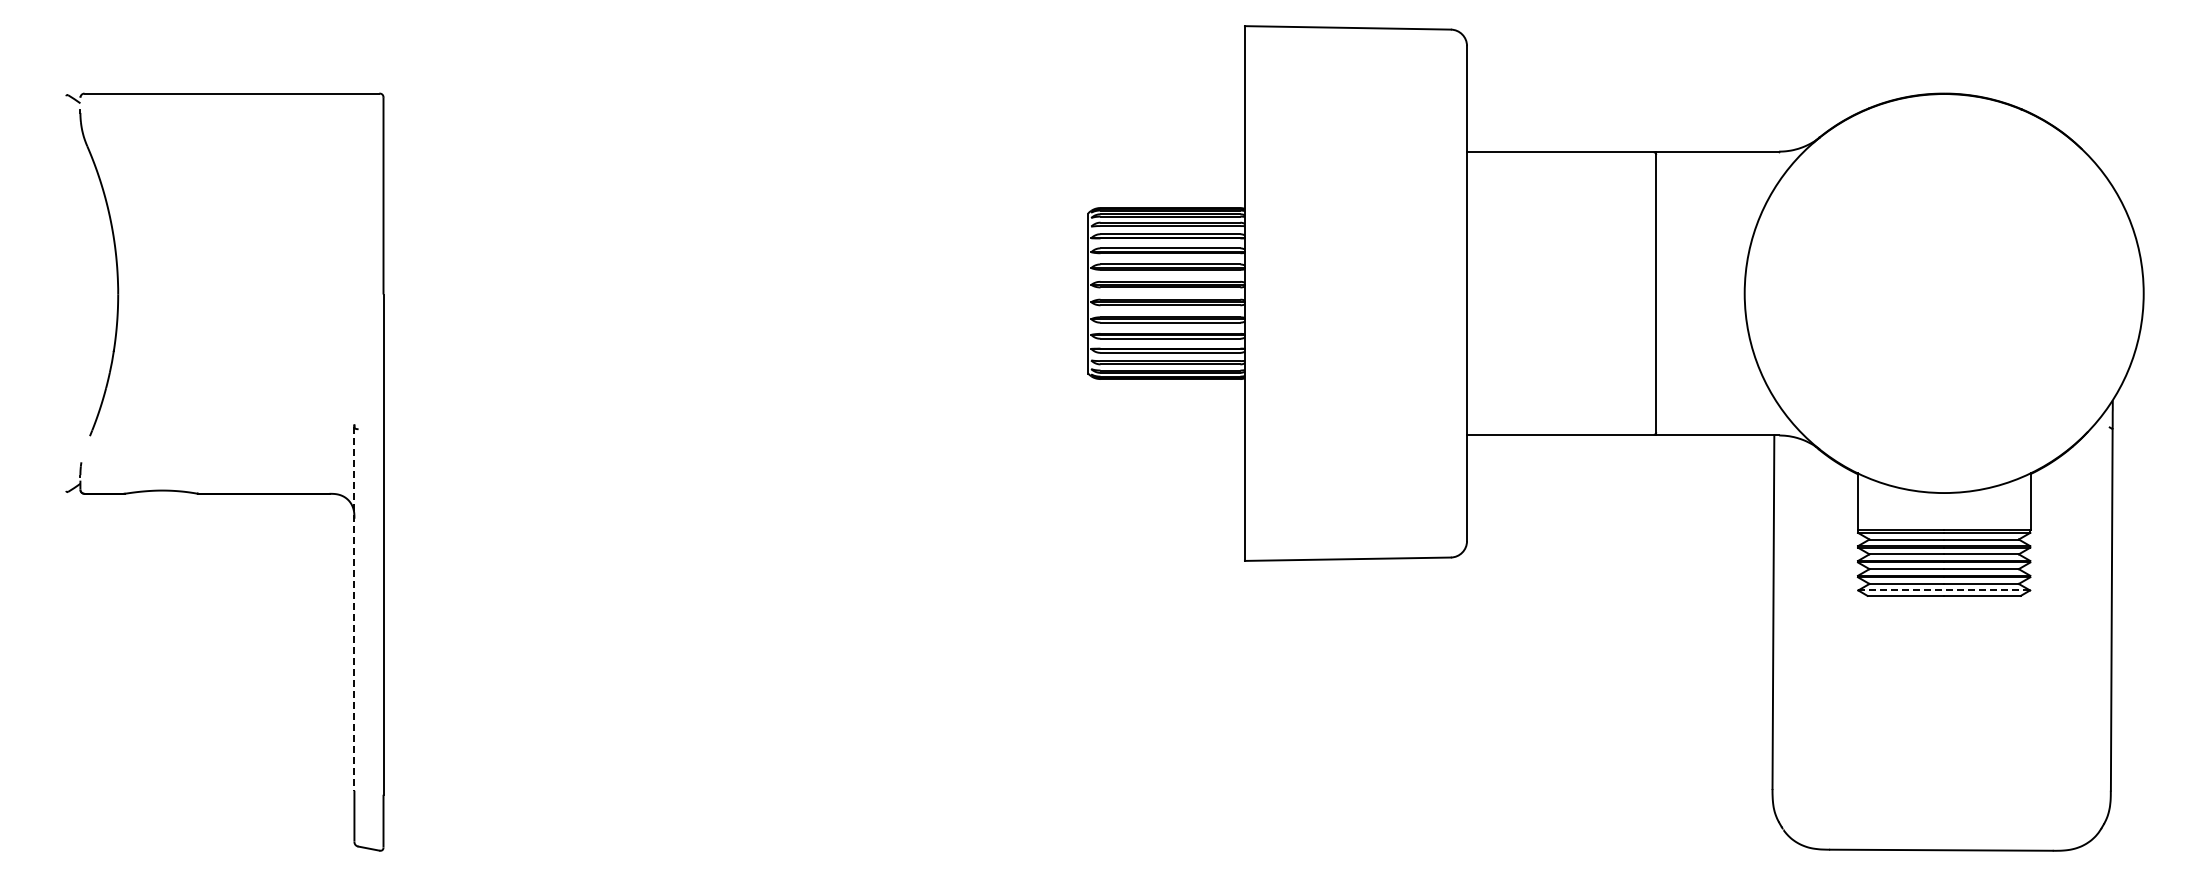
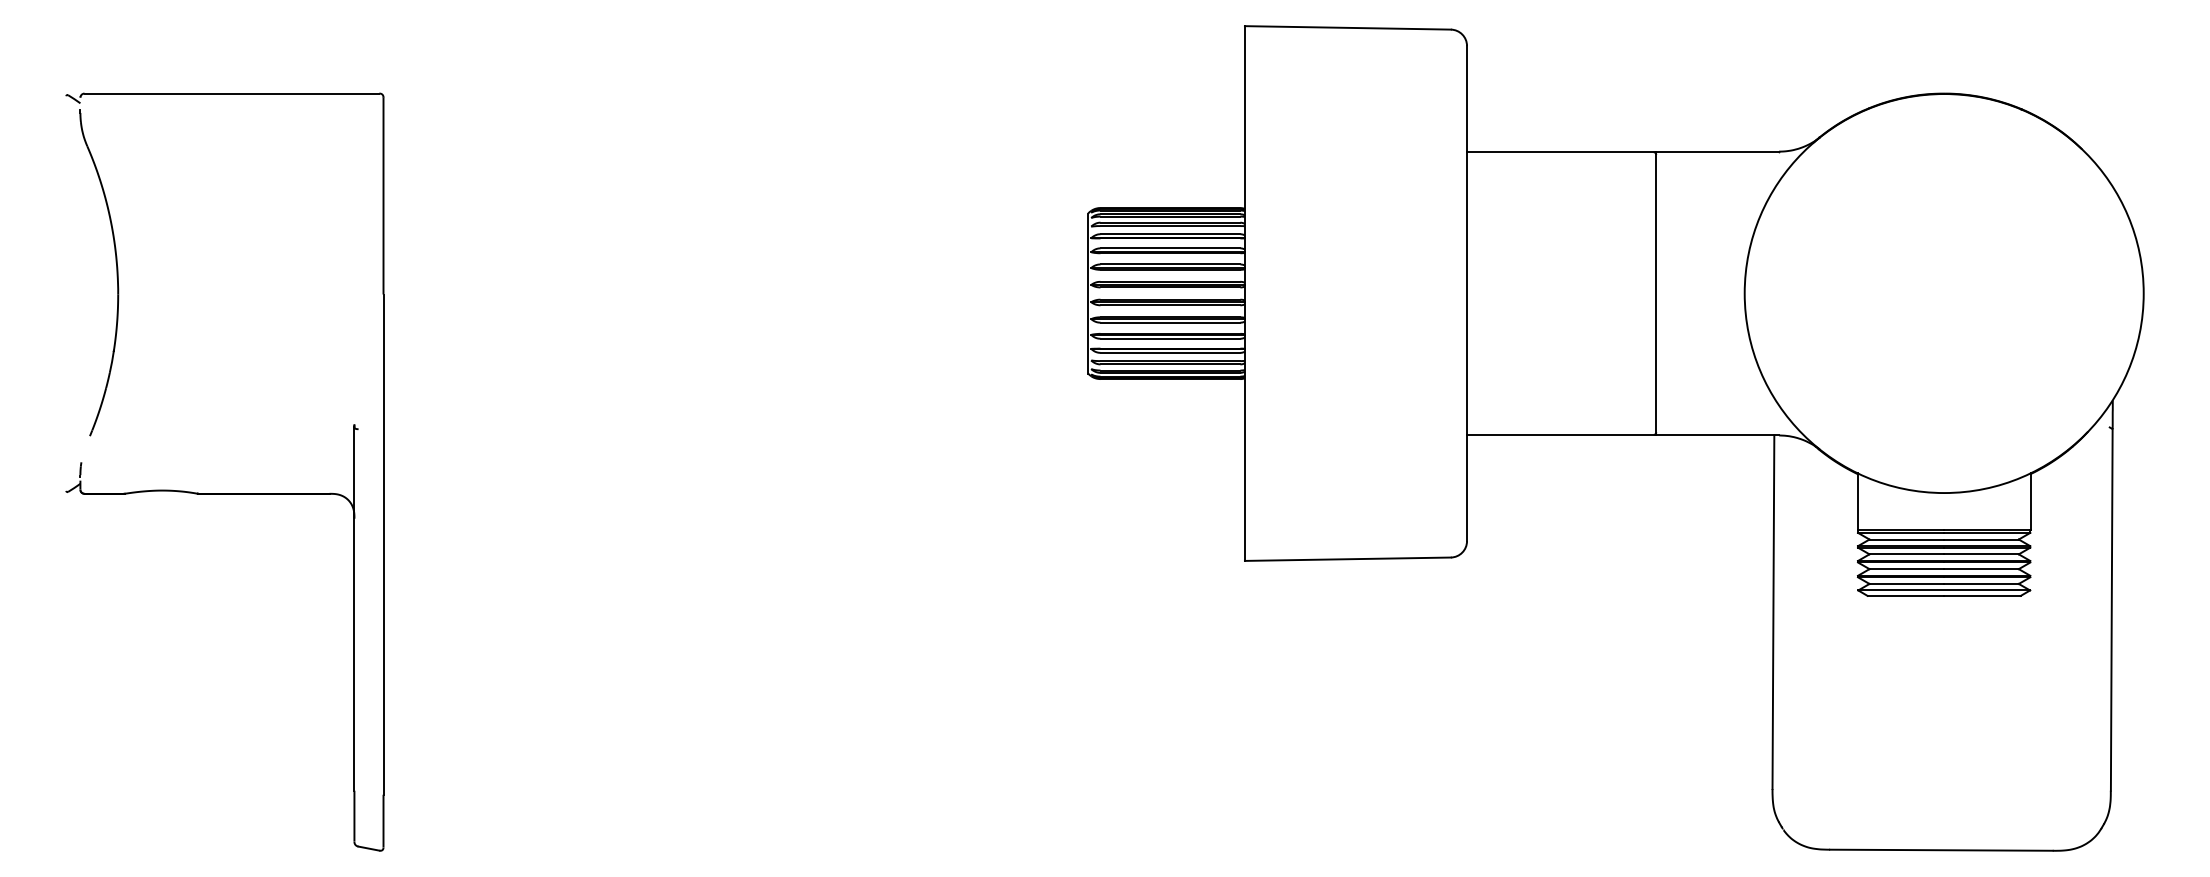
line: dashed -> solid (1944, 590)
line: dashed -> solid (354, 608)
